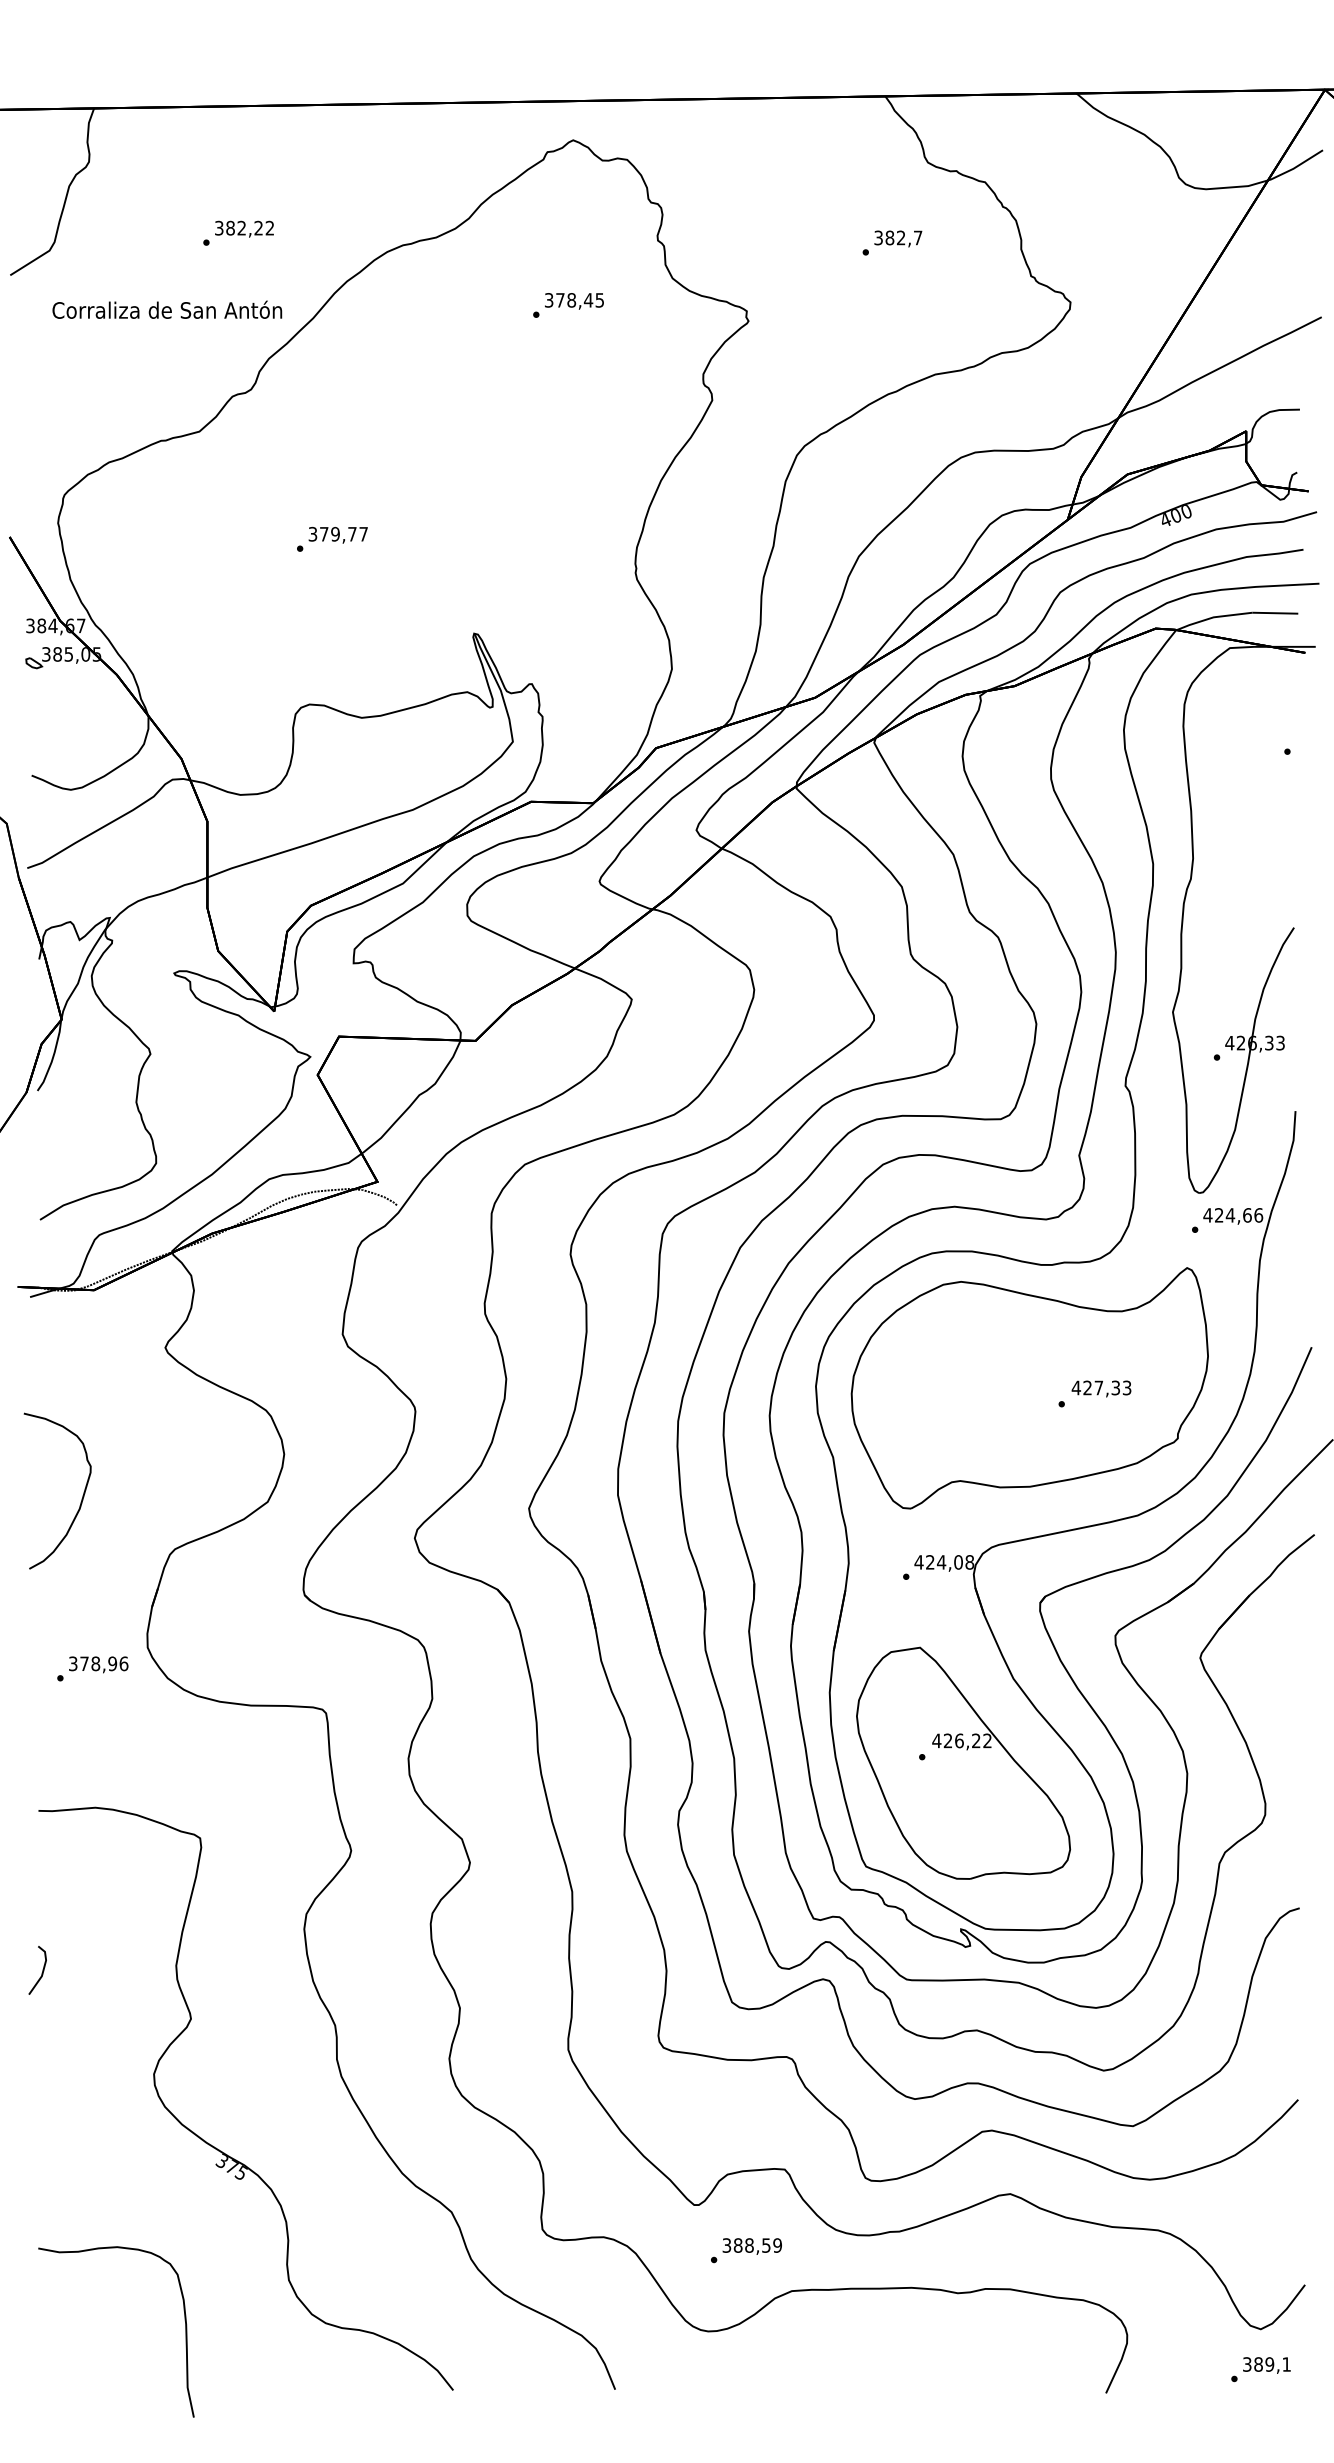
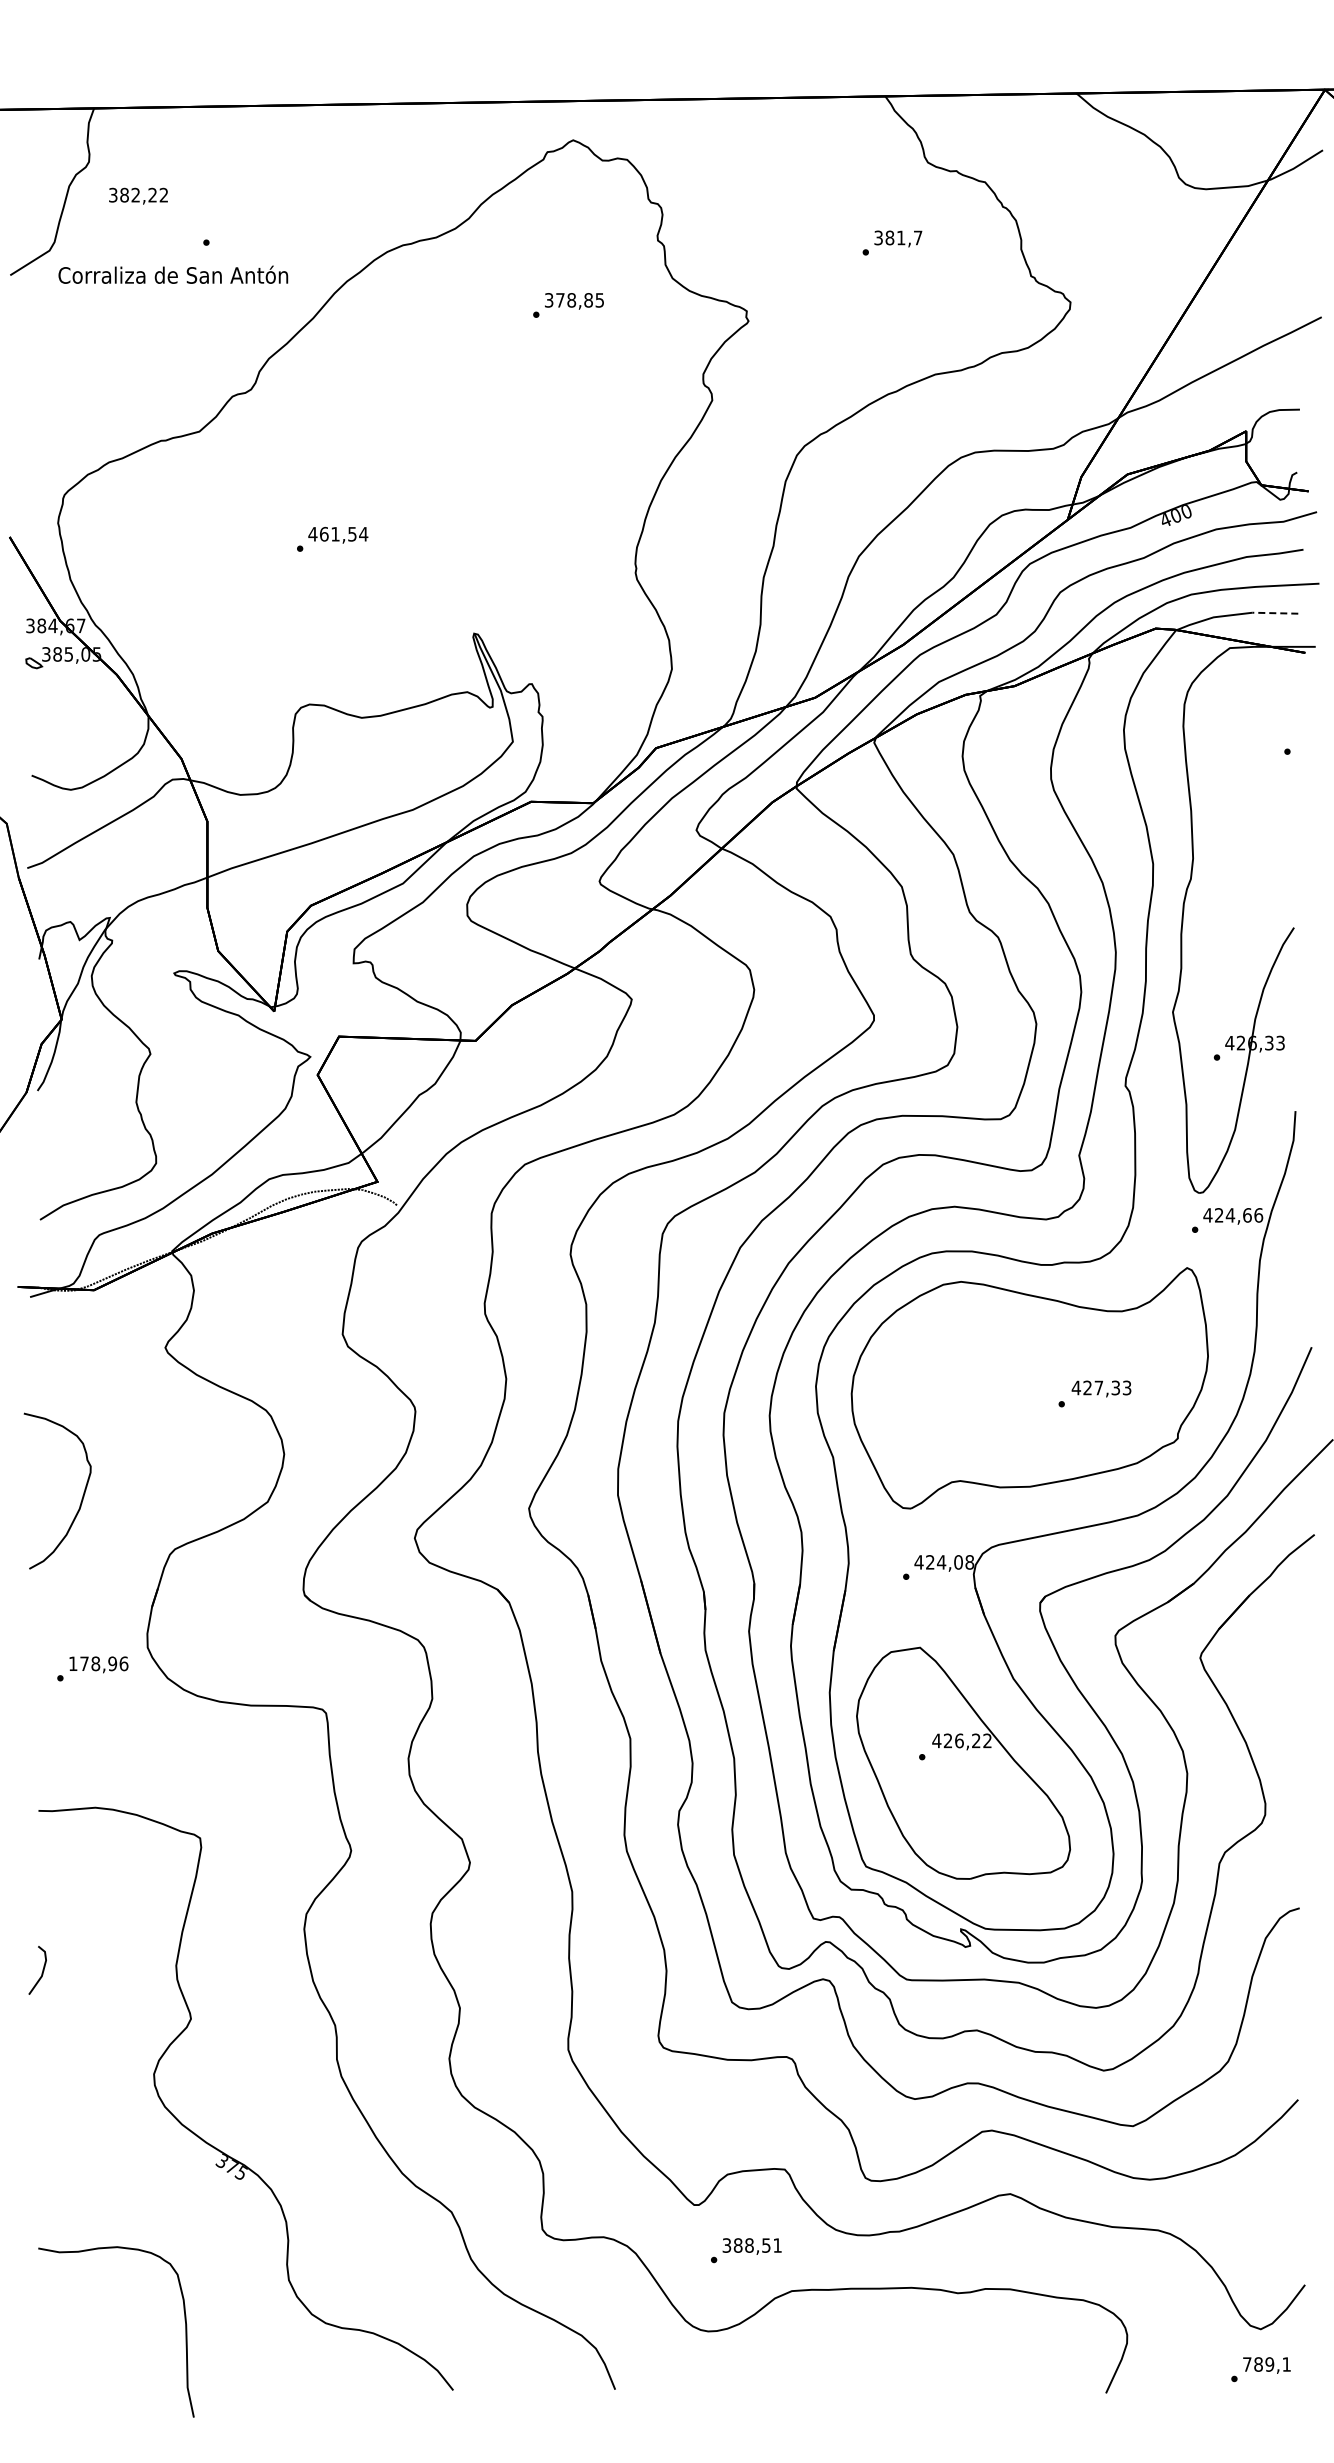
text position: (244, 228) -> (138, 195) (138, 195)
text: 382,7 -> 381,7 (901, 237)
text: 378,45 -> 378,85 (588, 300)
text position: (167, 309) -> (173, 274) (173, 274)
text: 379,77 -> 461,54 (338, 533)
line: solid -> dashed (1275, 613)
text: 378,96 -> 178,96 (73, 1663)
text: 388,59 -> 388,51 (777, 2245)
text: 389,1 -> 789,1 (1247, 2364)
